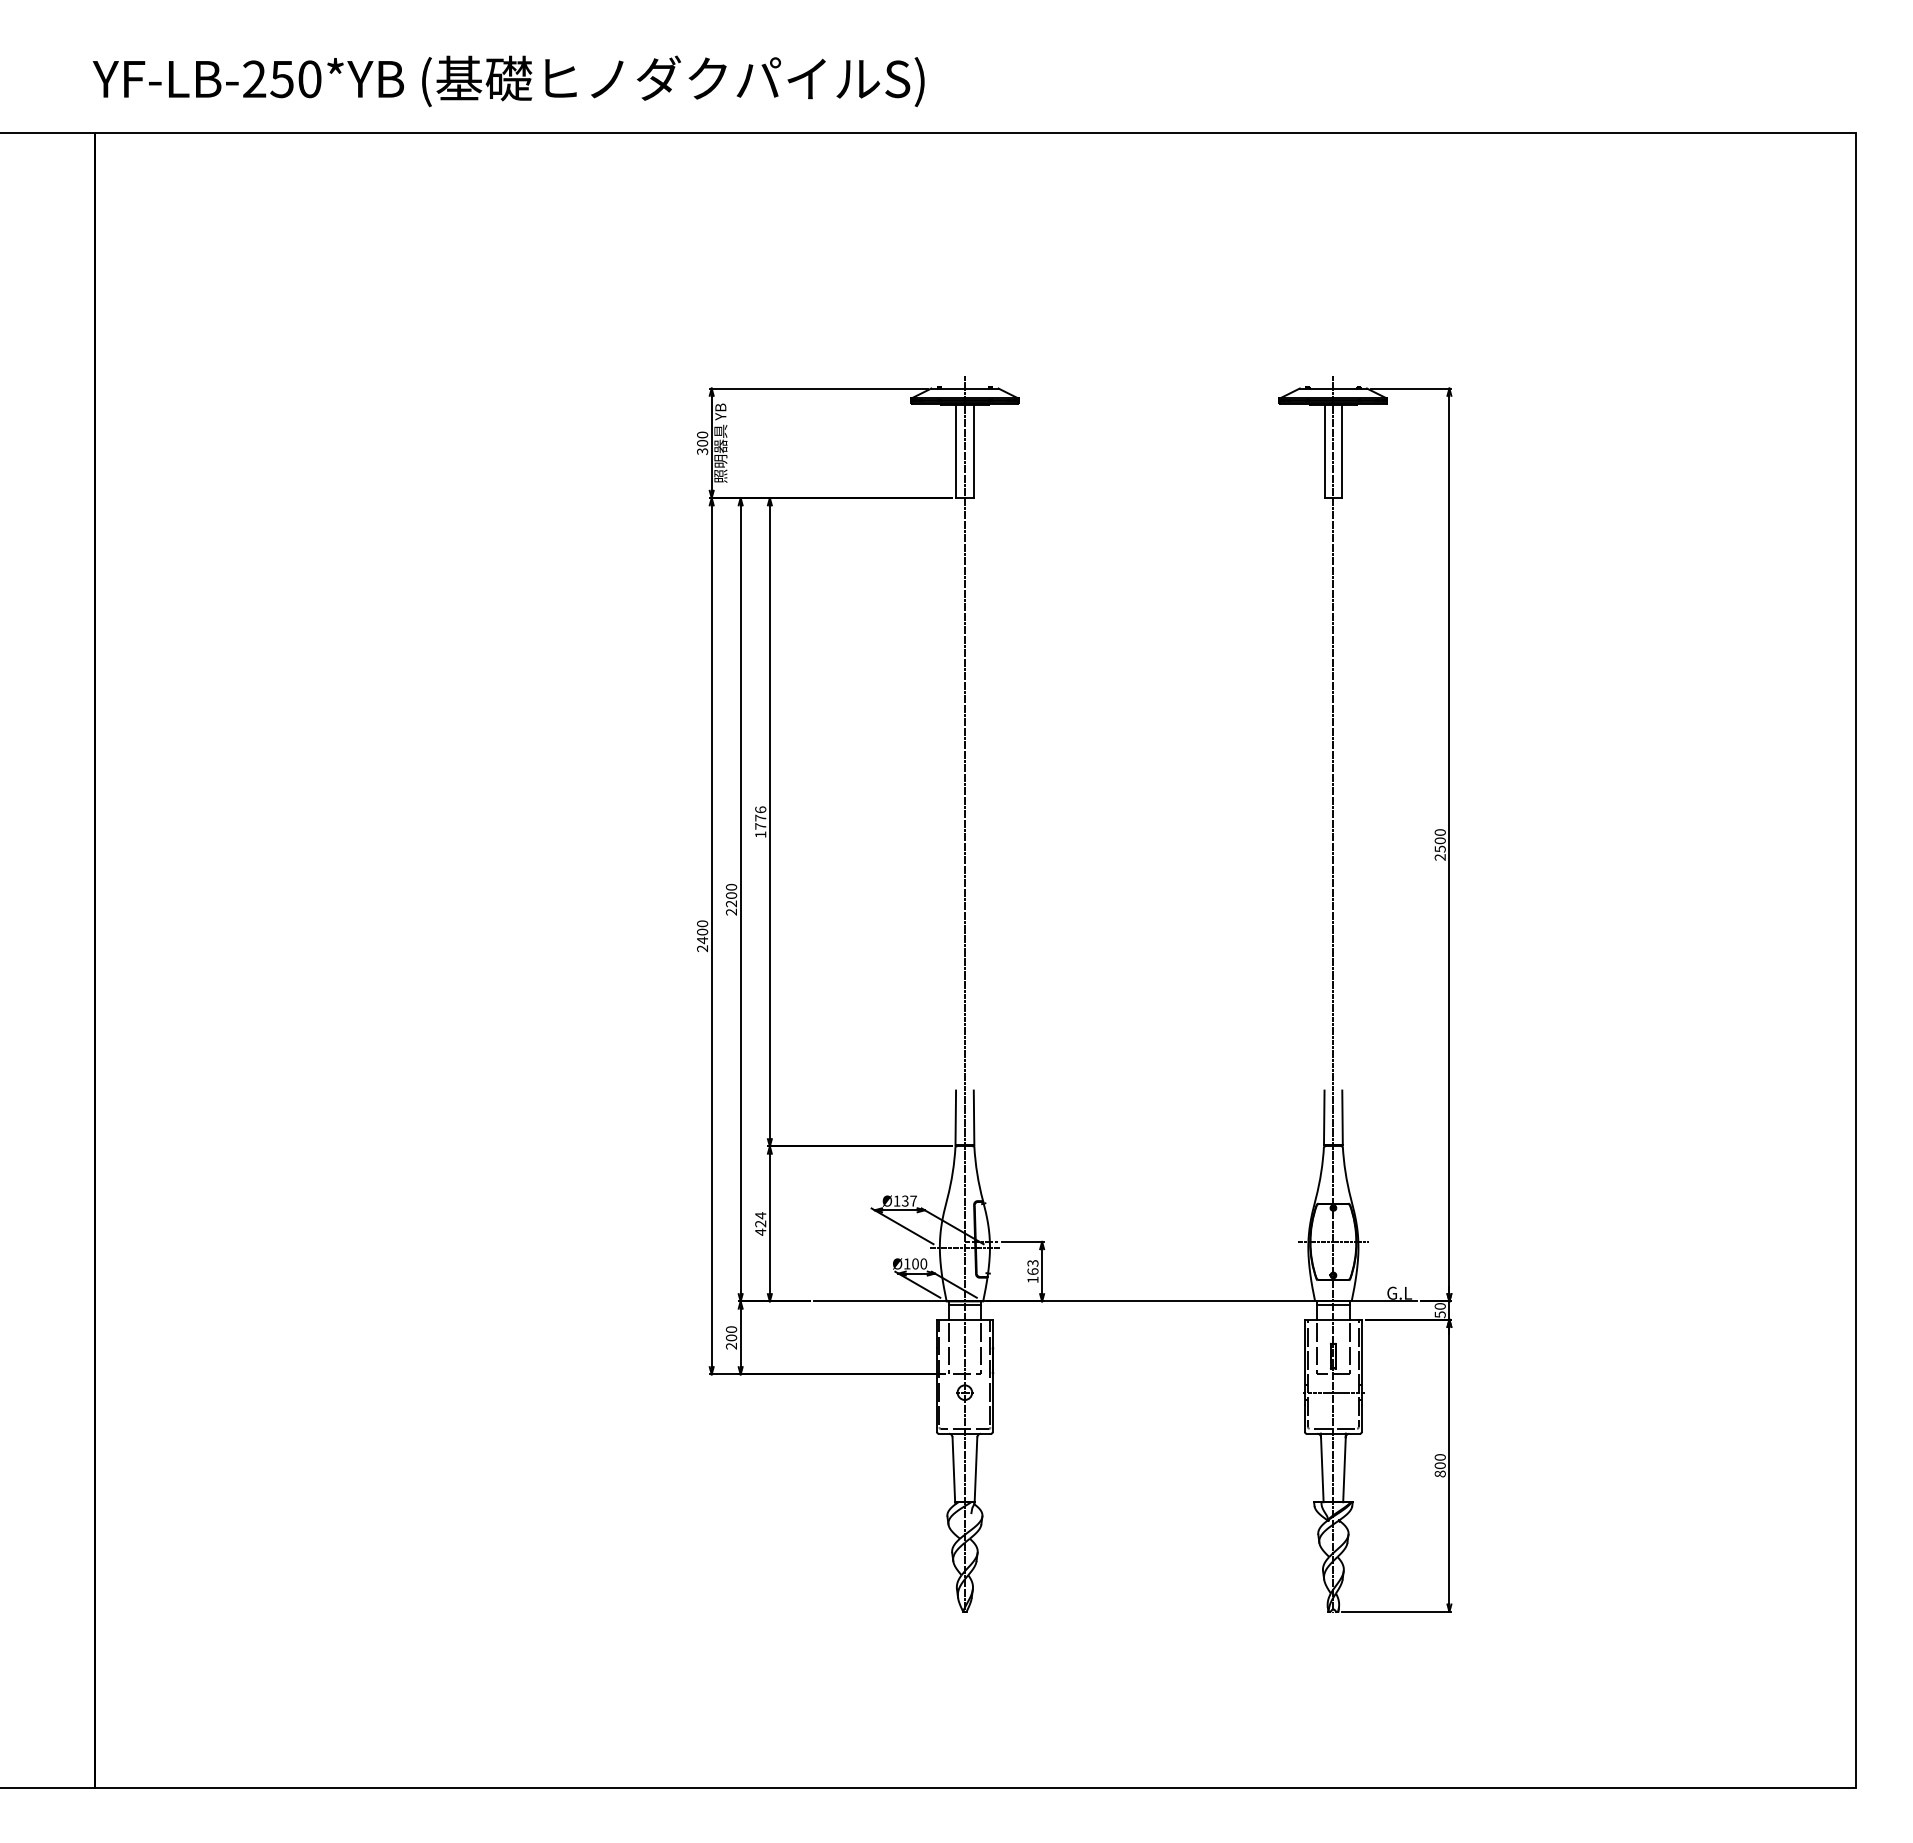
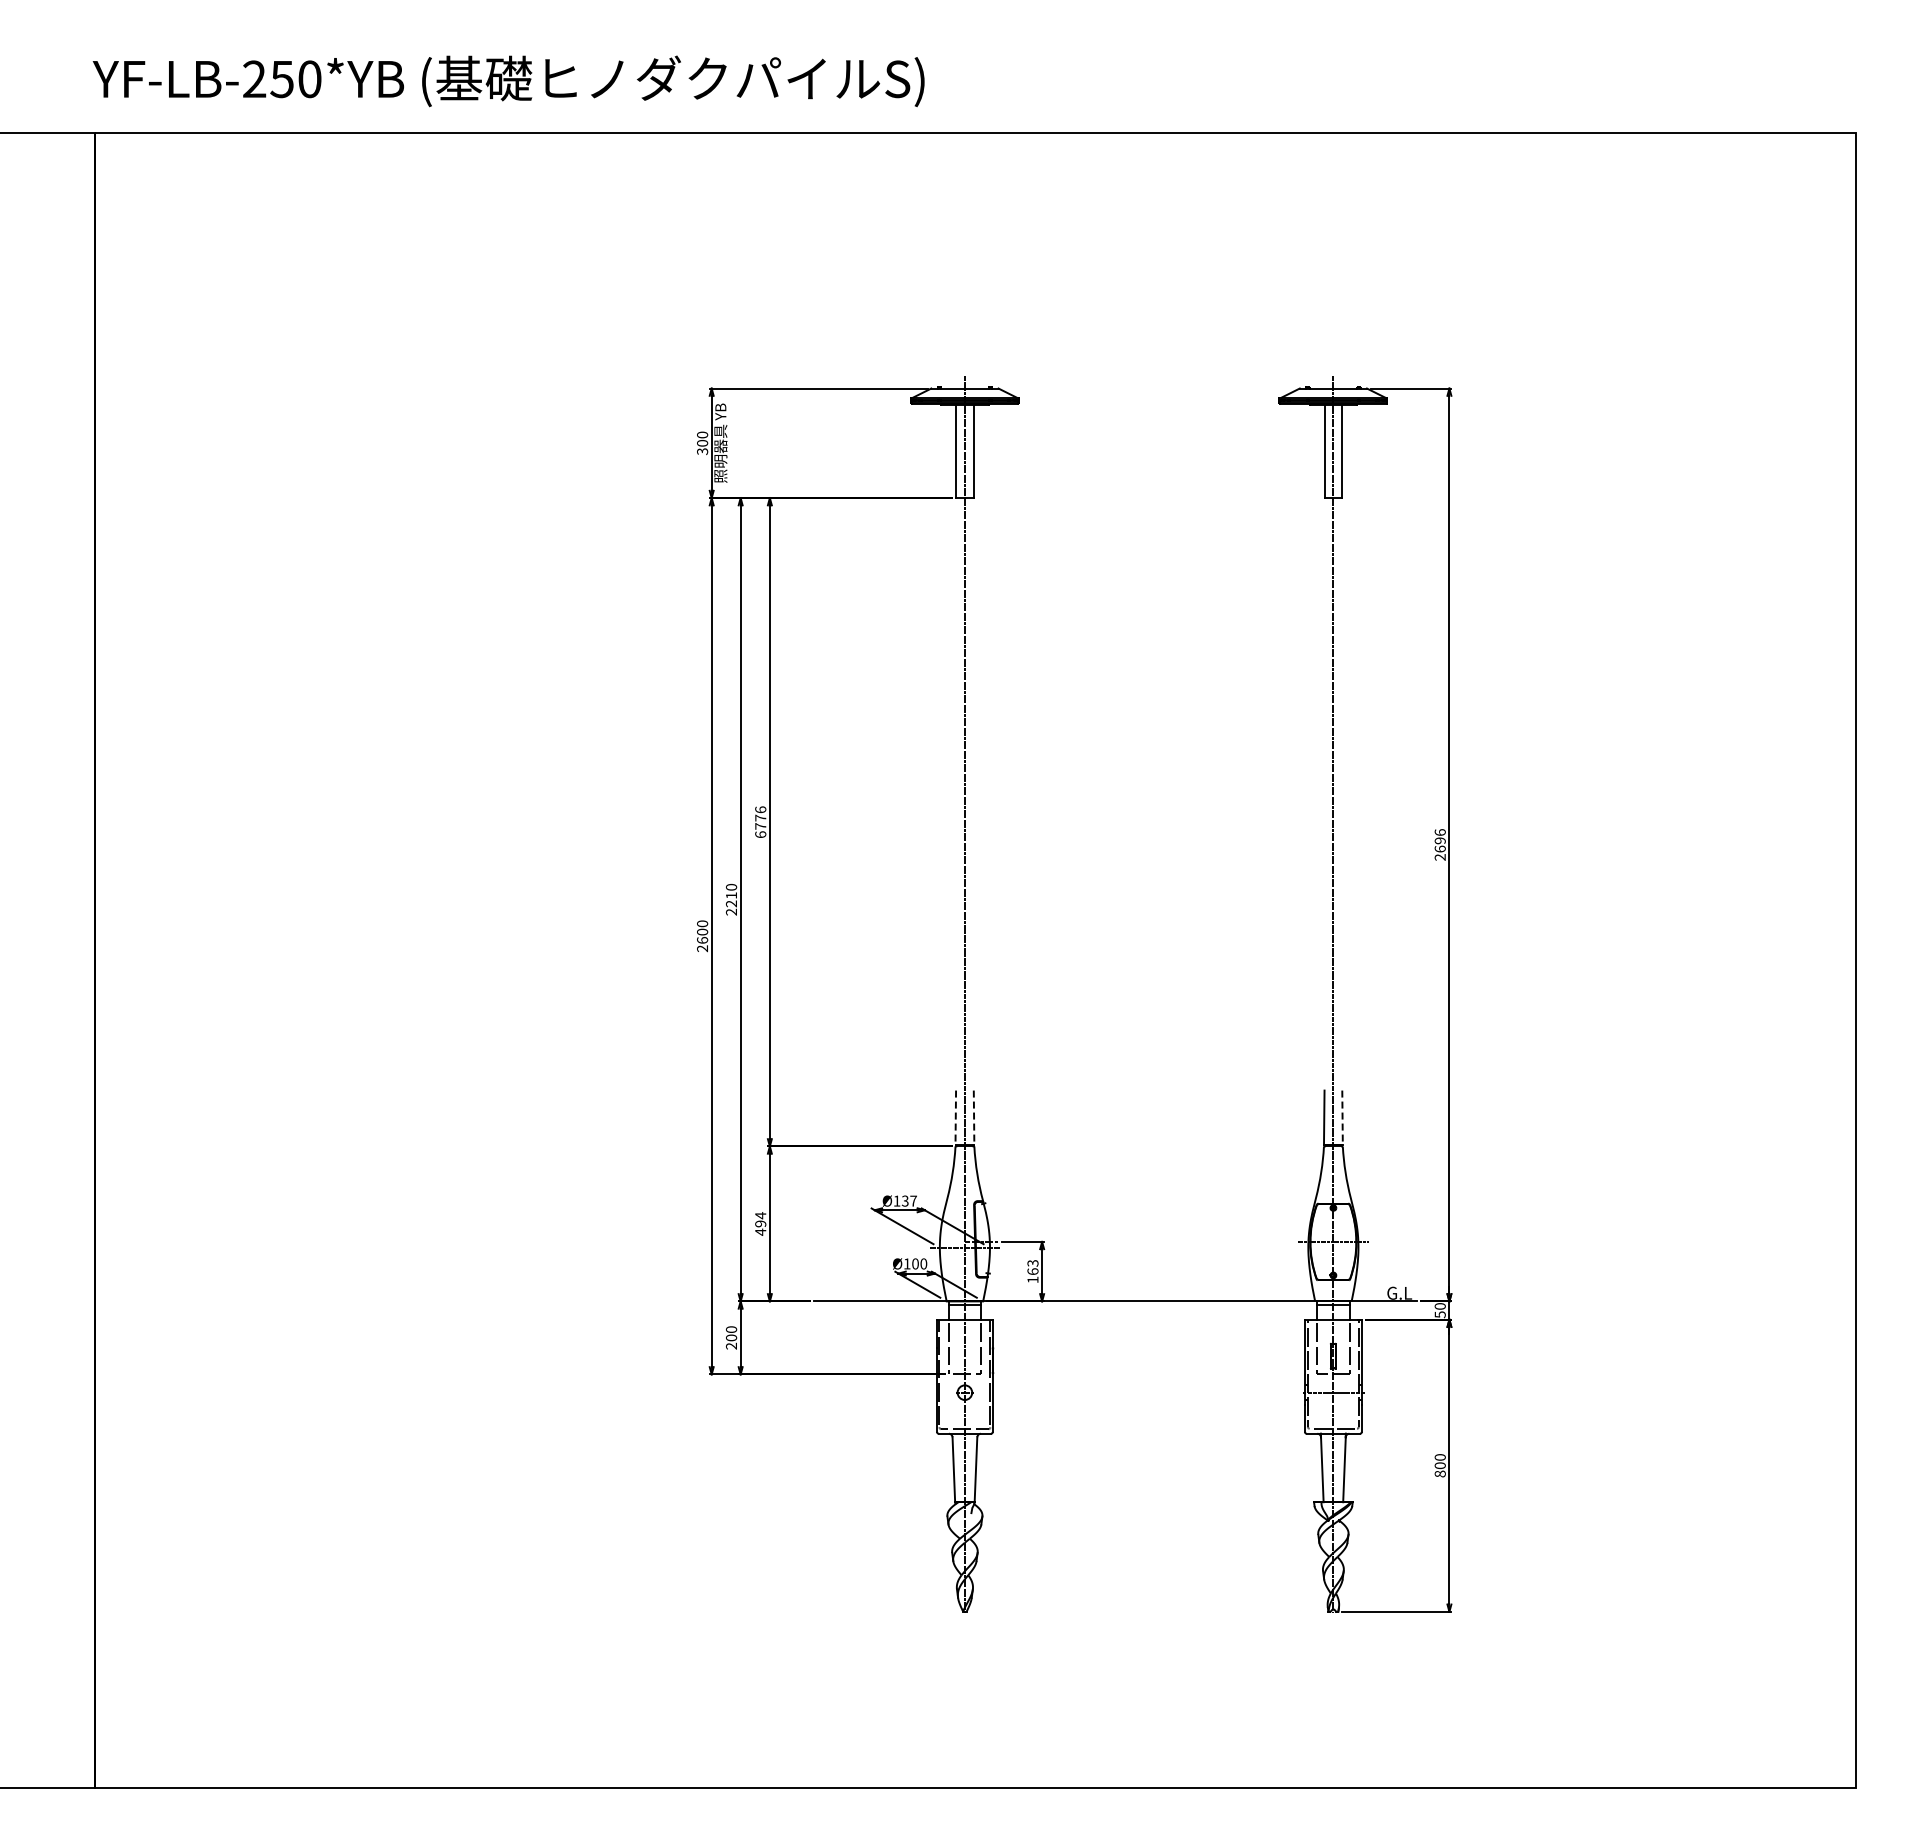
text: 1776 -> 6776 (760, 834)
text: 2500 -> 2696 (1439, 840)
text: 2200 -> 2210 (731, 895)
text: 2400 -> 2600 (702, 940)
line: solid -> dashed (955, 1118)
line: solid -> dashed (974, 1118)
line: solid -> dashed (1342, 1118)
text: 424 -> 494 (760, 1223)
